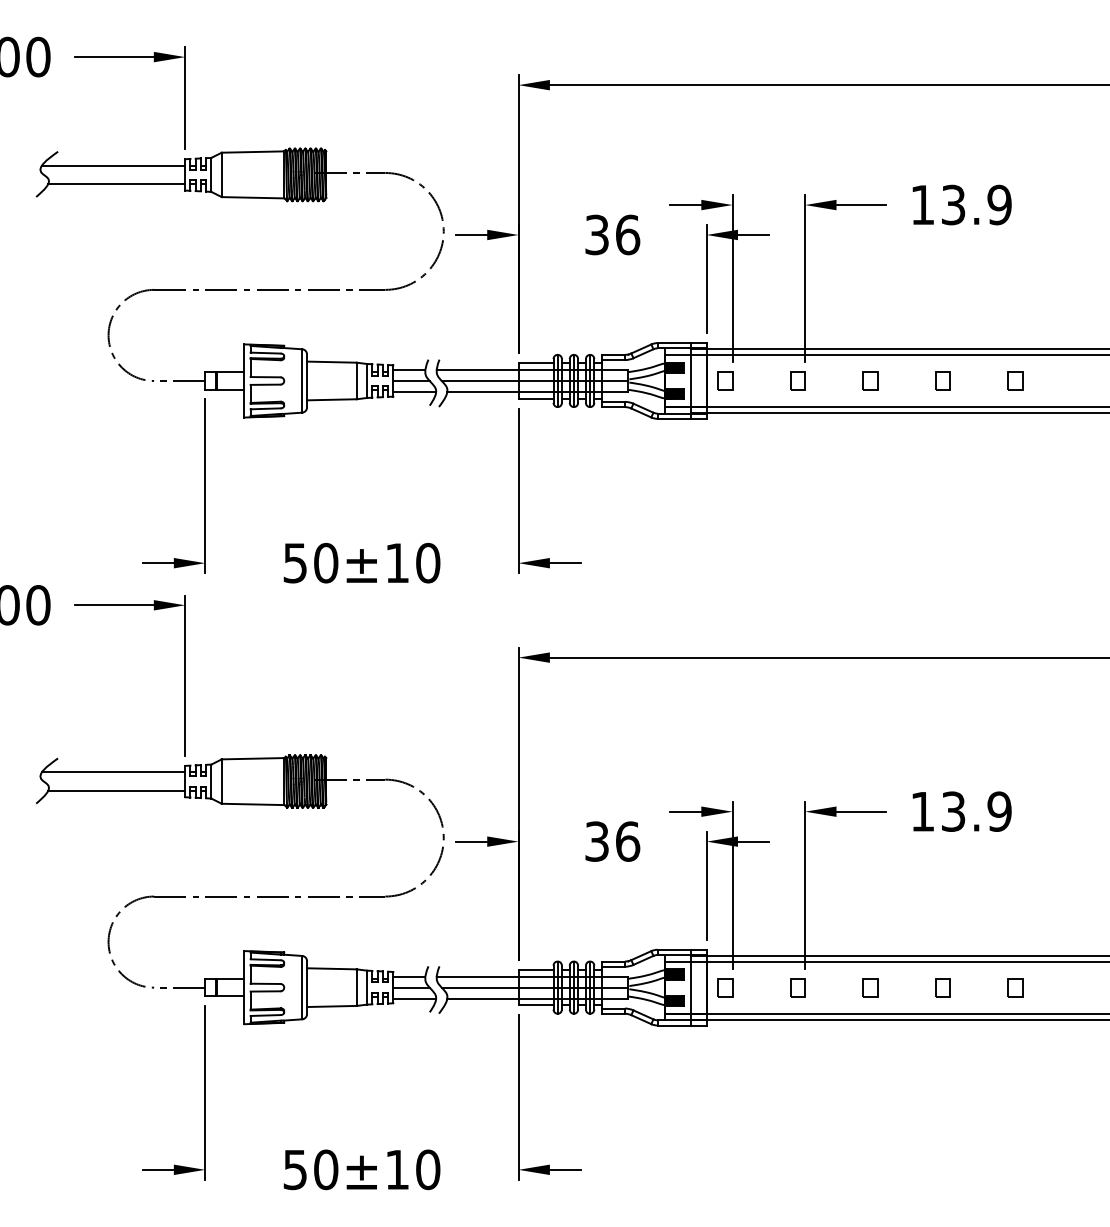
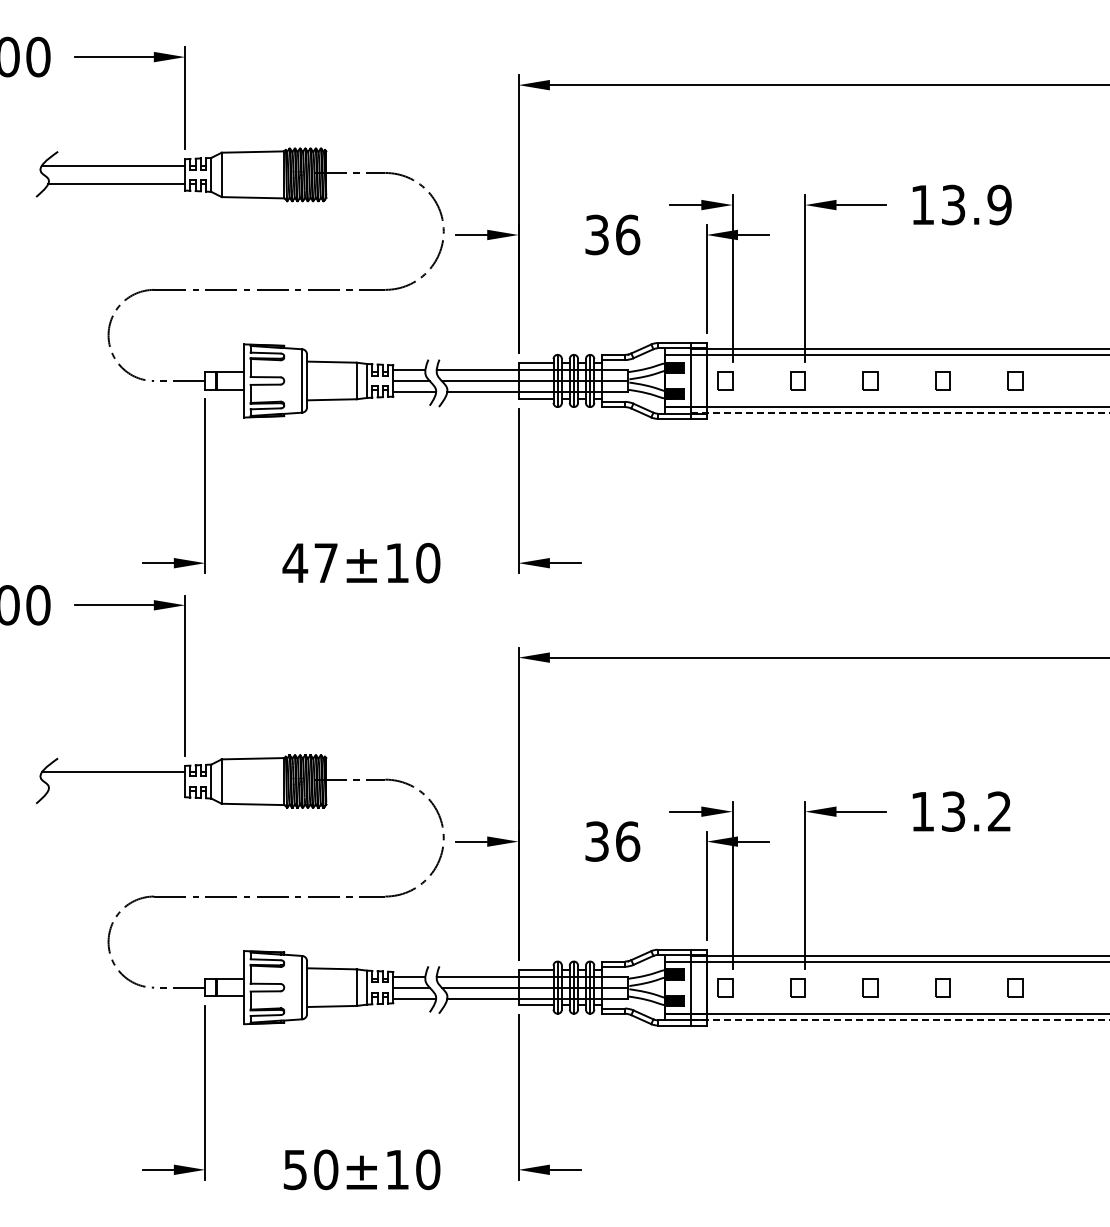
line: solid -> dashed (900, 413)
text: 50±10 -> 47±10 (310, 562)
line: present -> none (116, 790)
text: 13.9 -> 13.2 (999, 811)
line: solid -> dashed (900, 1019)
